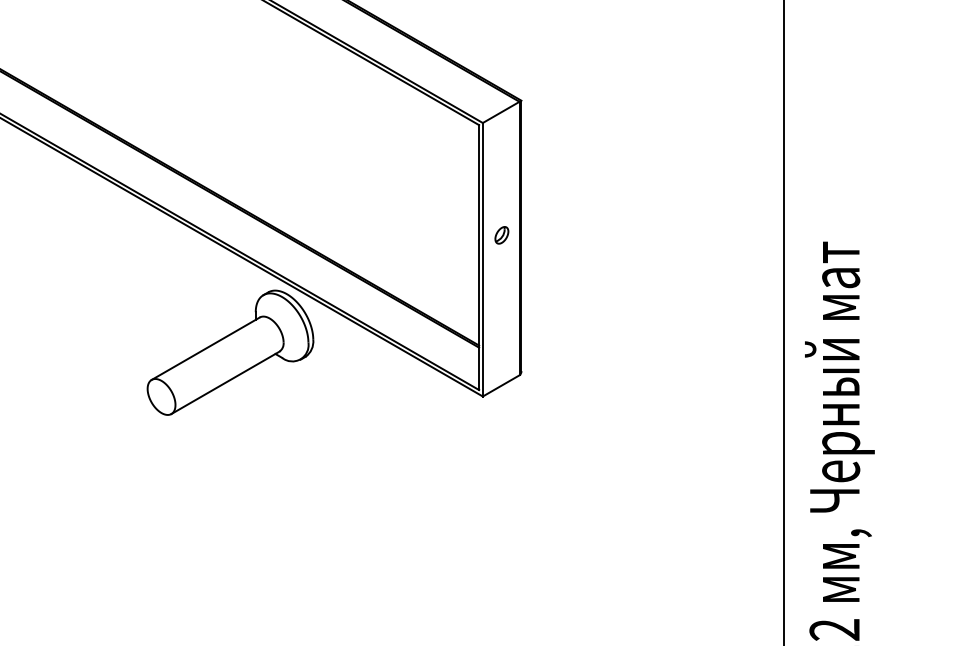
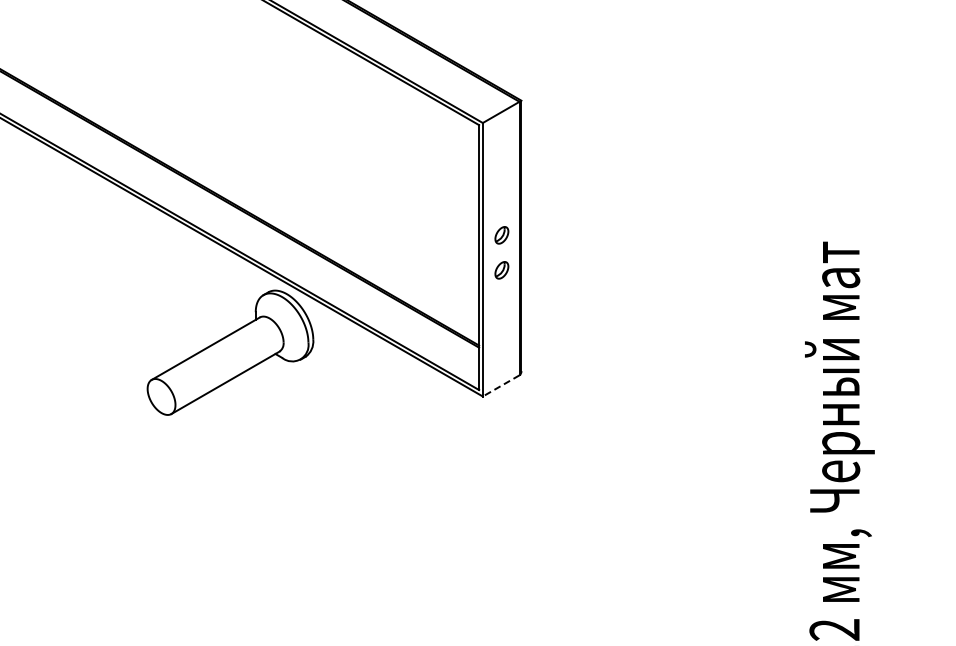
part: none -> present (501, 270)
line: present -> none (784, 322)
line: solid -> dashed (500, 386)
